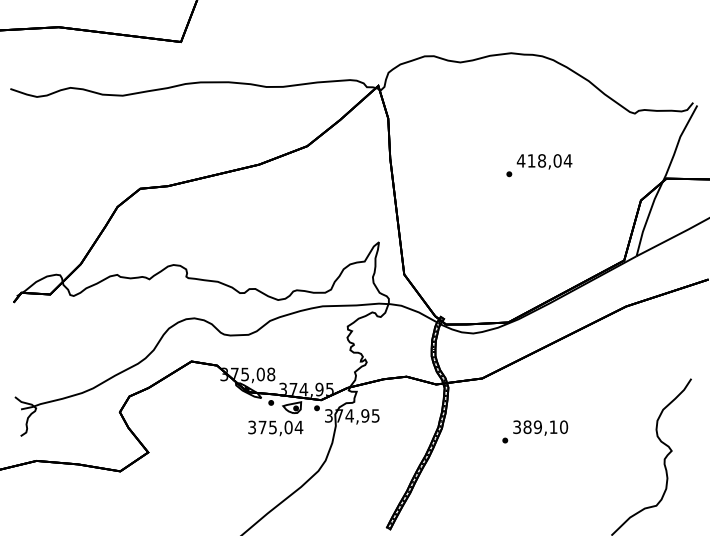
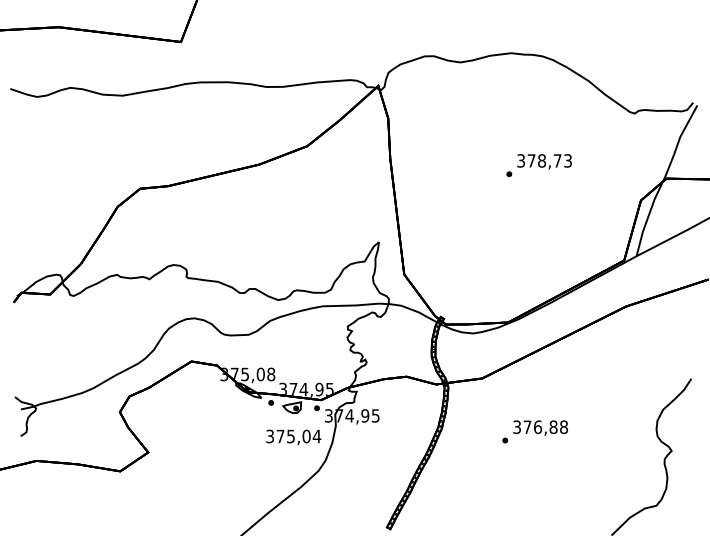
text: 418,04 -> 378,73 (544, 160)
text: 389,10 -> 376,88 (545, 427)
text position: (275, 428) -> (293, 437) (293, 437)
